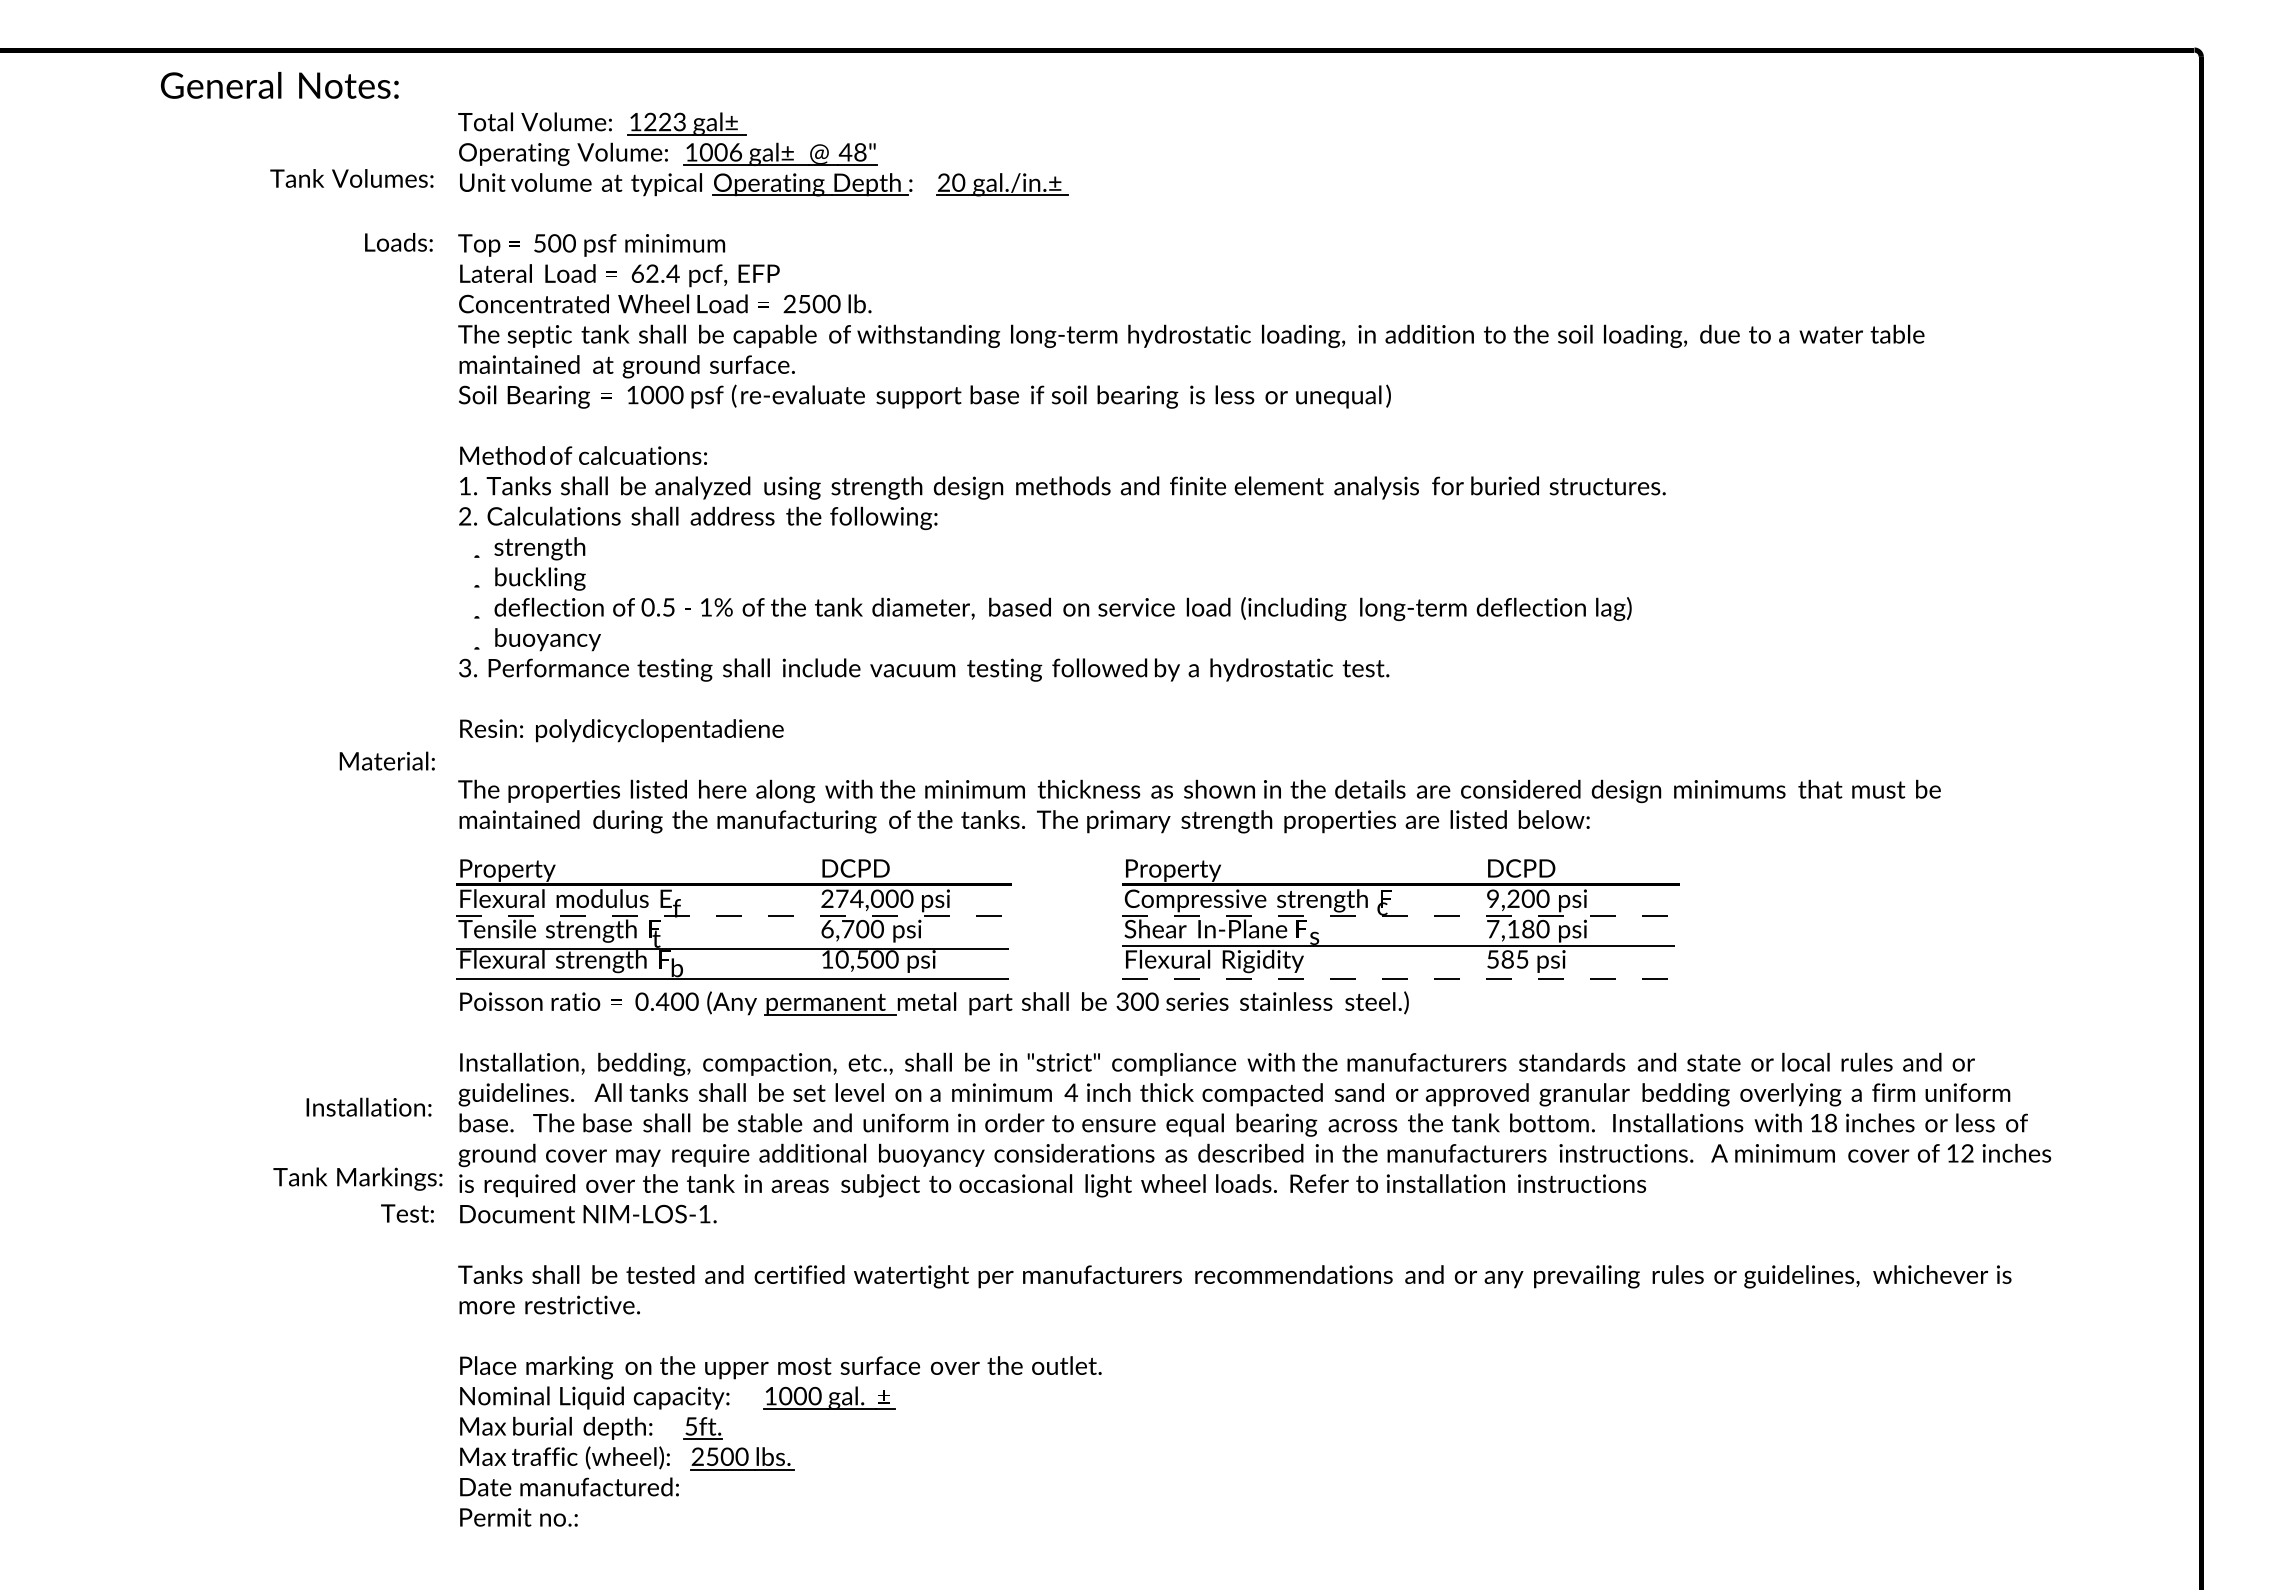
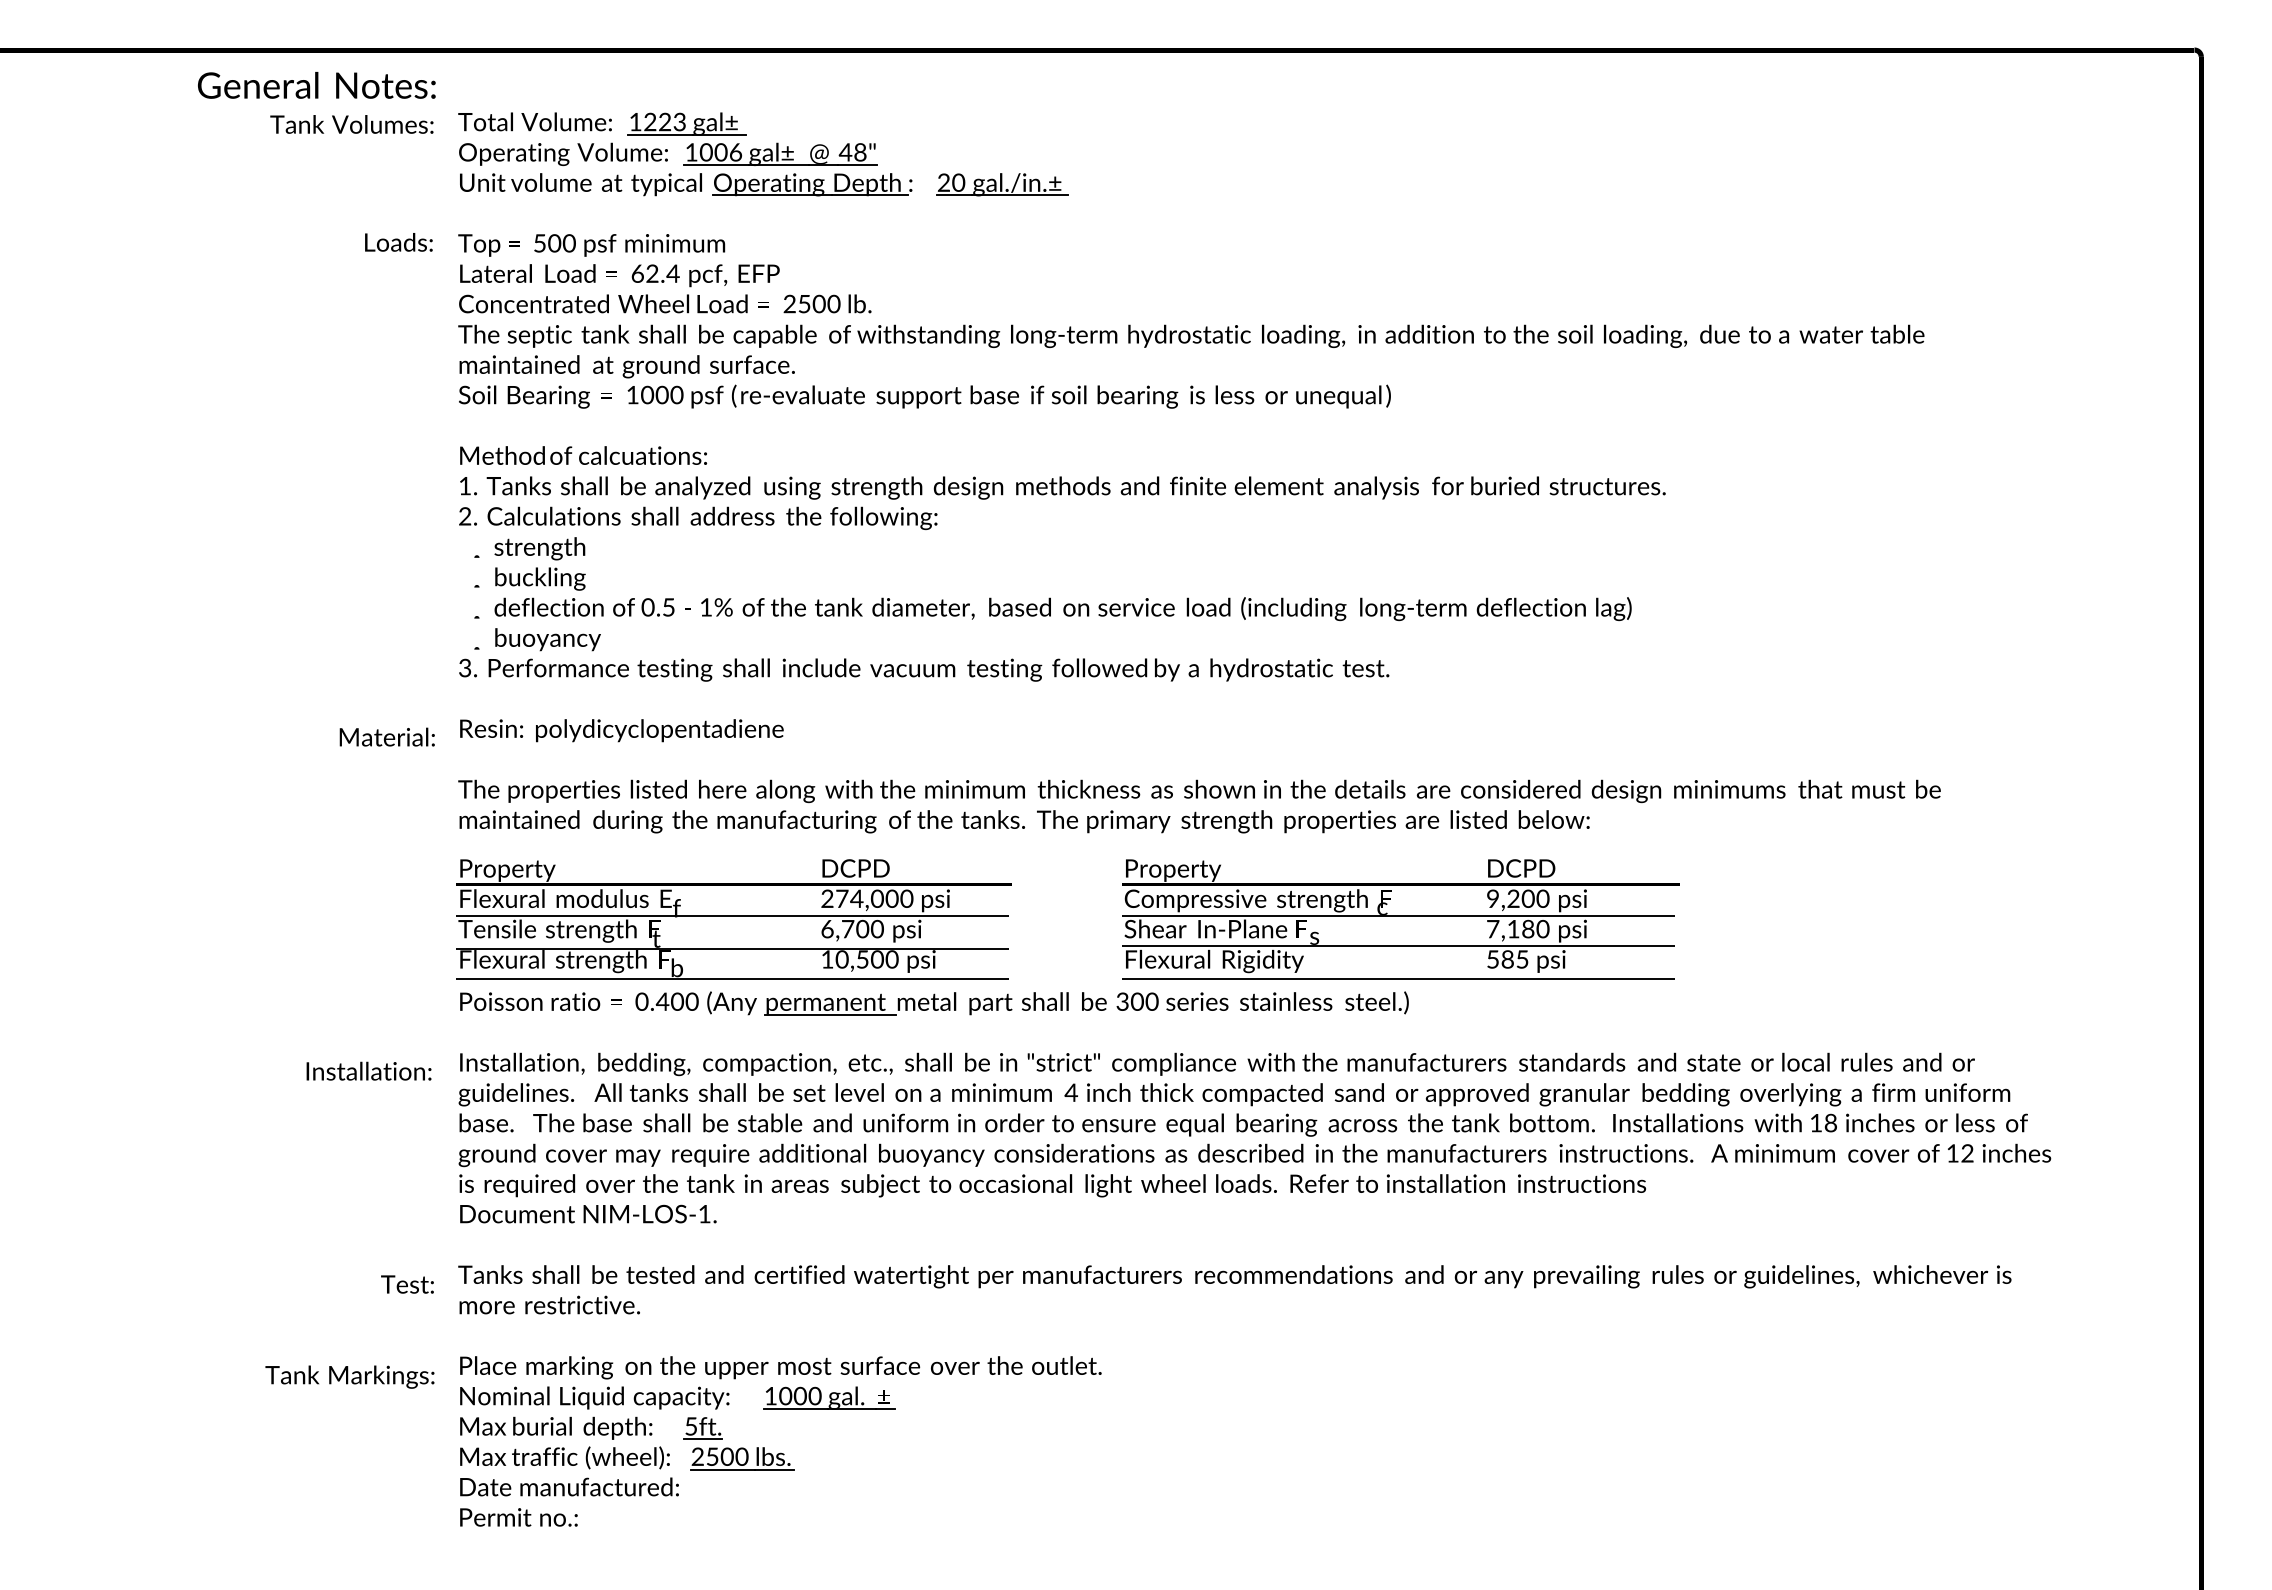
text position: (279, 85) -> (316, 85) (316, 85)
text position: (351, 178) -> (351, 124) (351, 124)
text position: (386, 760) -> (386, 736) (386, 736)
line: dashed -> solid (733, 916)
line: dashed -> solid (1398, 916)
line: dashed -> solid (1398, 979)
text position: (368, 1106) -> (368, 1070) (368, 1070)
text position: (357, 1178) -> (349, 1376) (349, 1376)
text position: (407, 1213) -> (407, 1284) (407, 1284)
